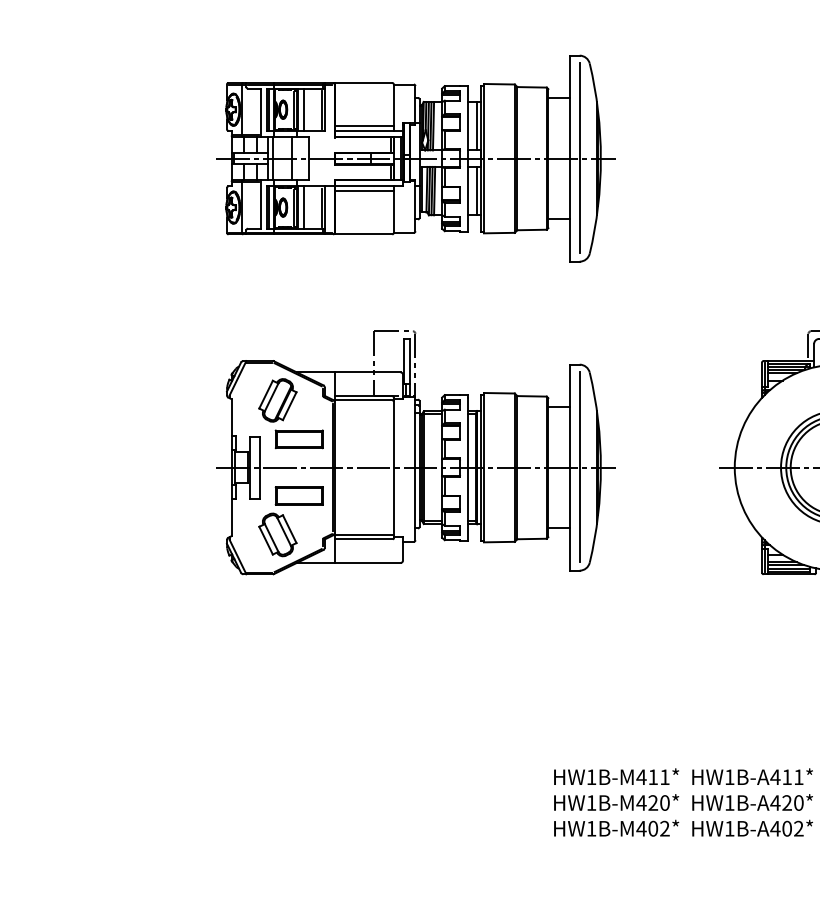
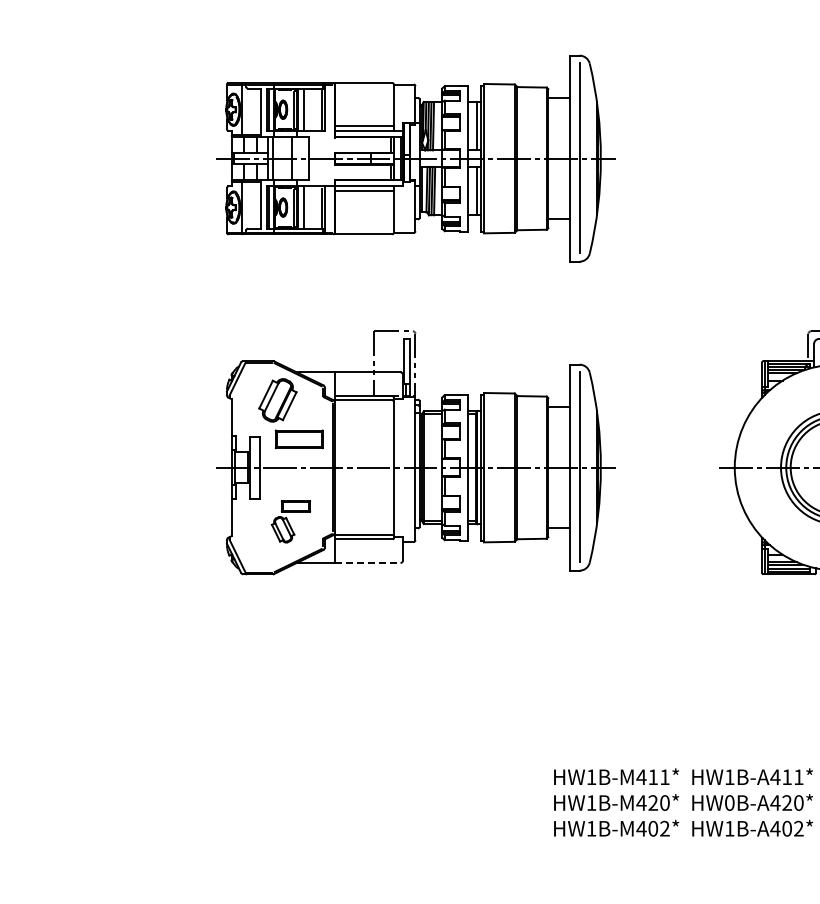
part size: 66x72 px -> 42x44 px (290, 521)
line: solid -> dashed (367, 562)
text: HW1B-A420* -> HW0B-A420* (729, 802)
